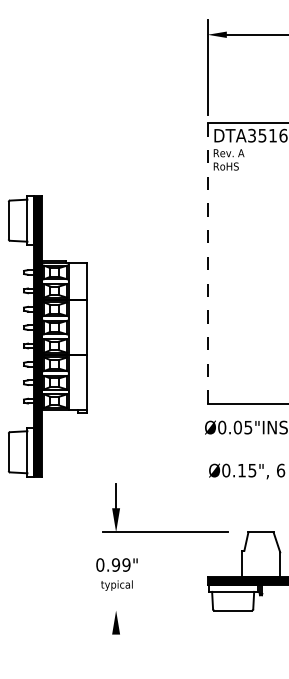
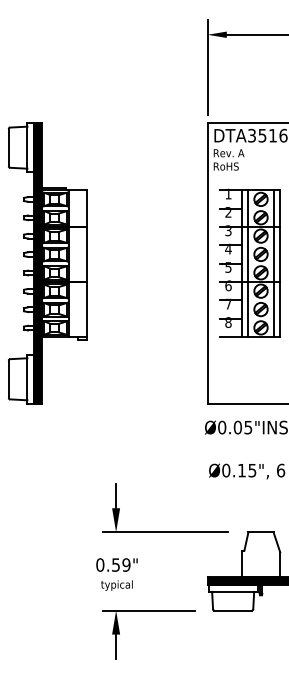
line: dashed -> solid (207, 262)
part: none -> present (249, 262)
part position: (47, 336) -> (47, 263) (47, 263)
text: 0.99" -> 0.59" (115, 564)
line: none -> present (148, 610)
line: none -> present (116, 646)
